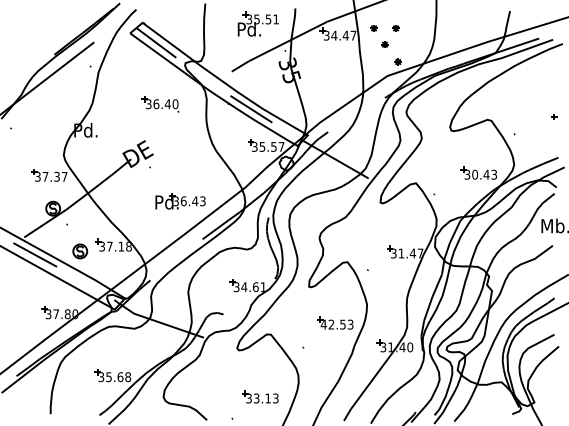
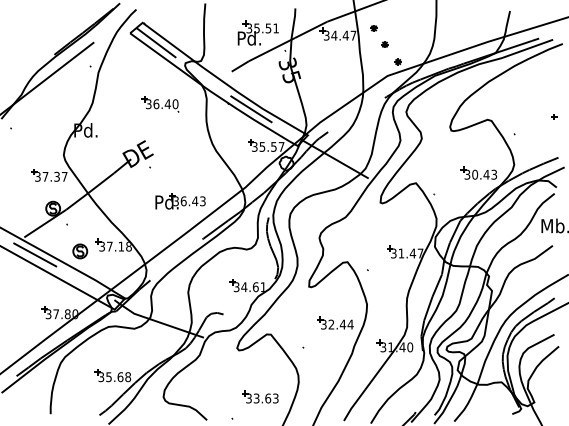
part position: (257, 23) -> (257, 32) (257, 32)
part: present -> none (395, 28)
text: 42.53 -> 32.44 (336, 324)
text: 33.13 -> 33.63 (268, 398)
